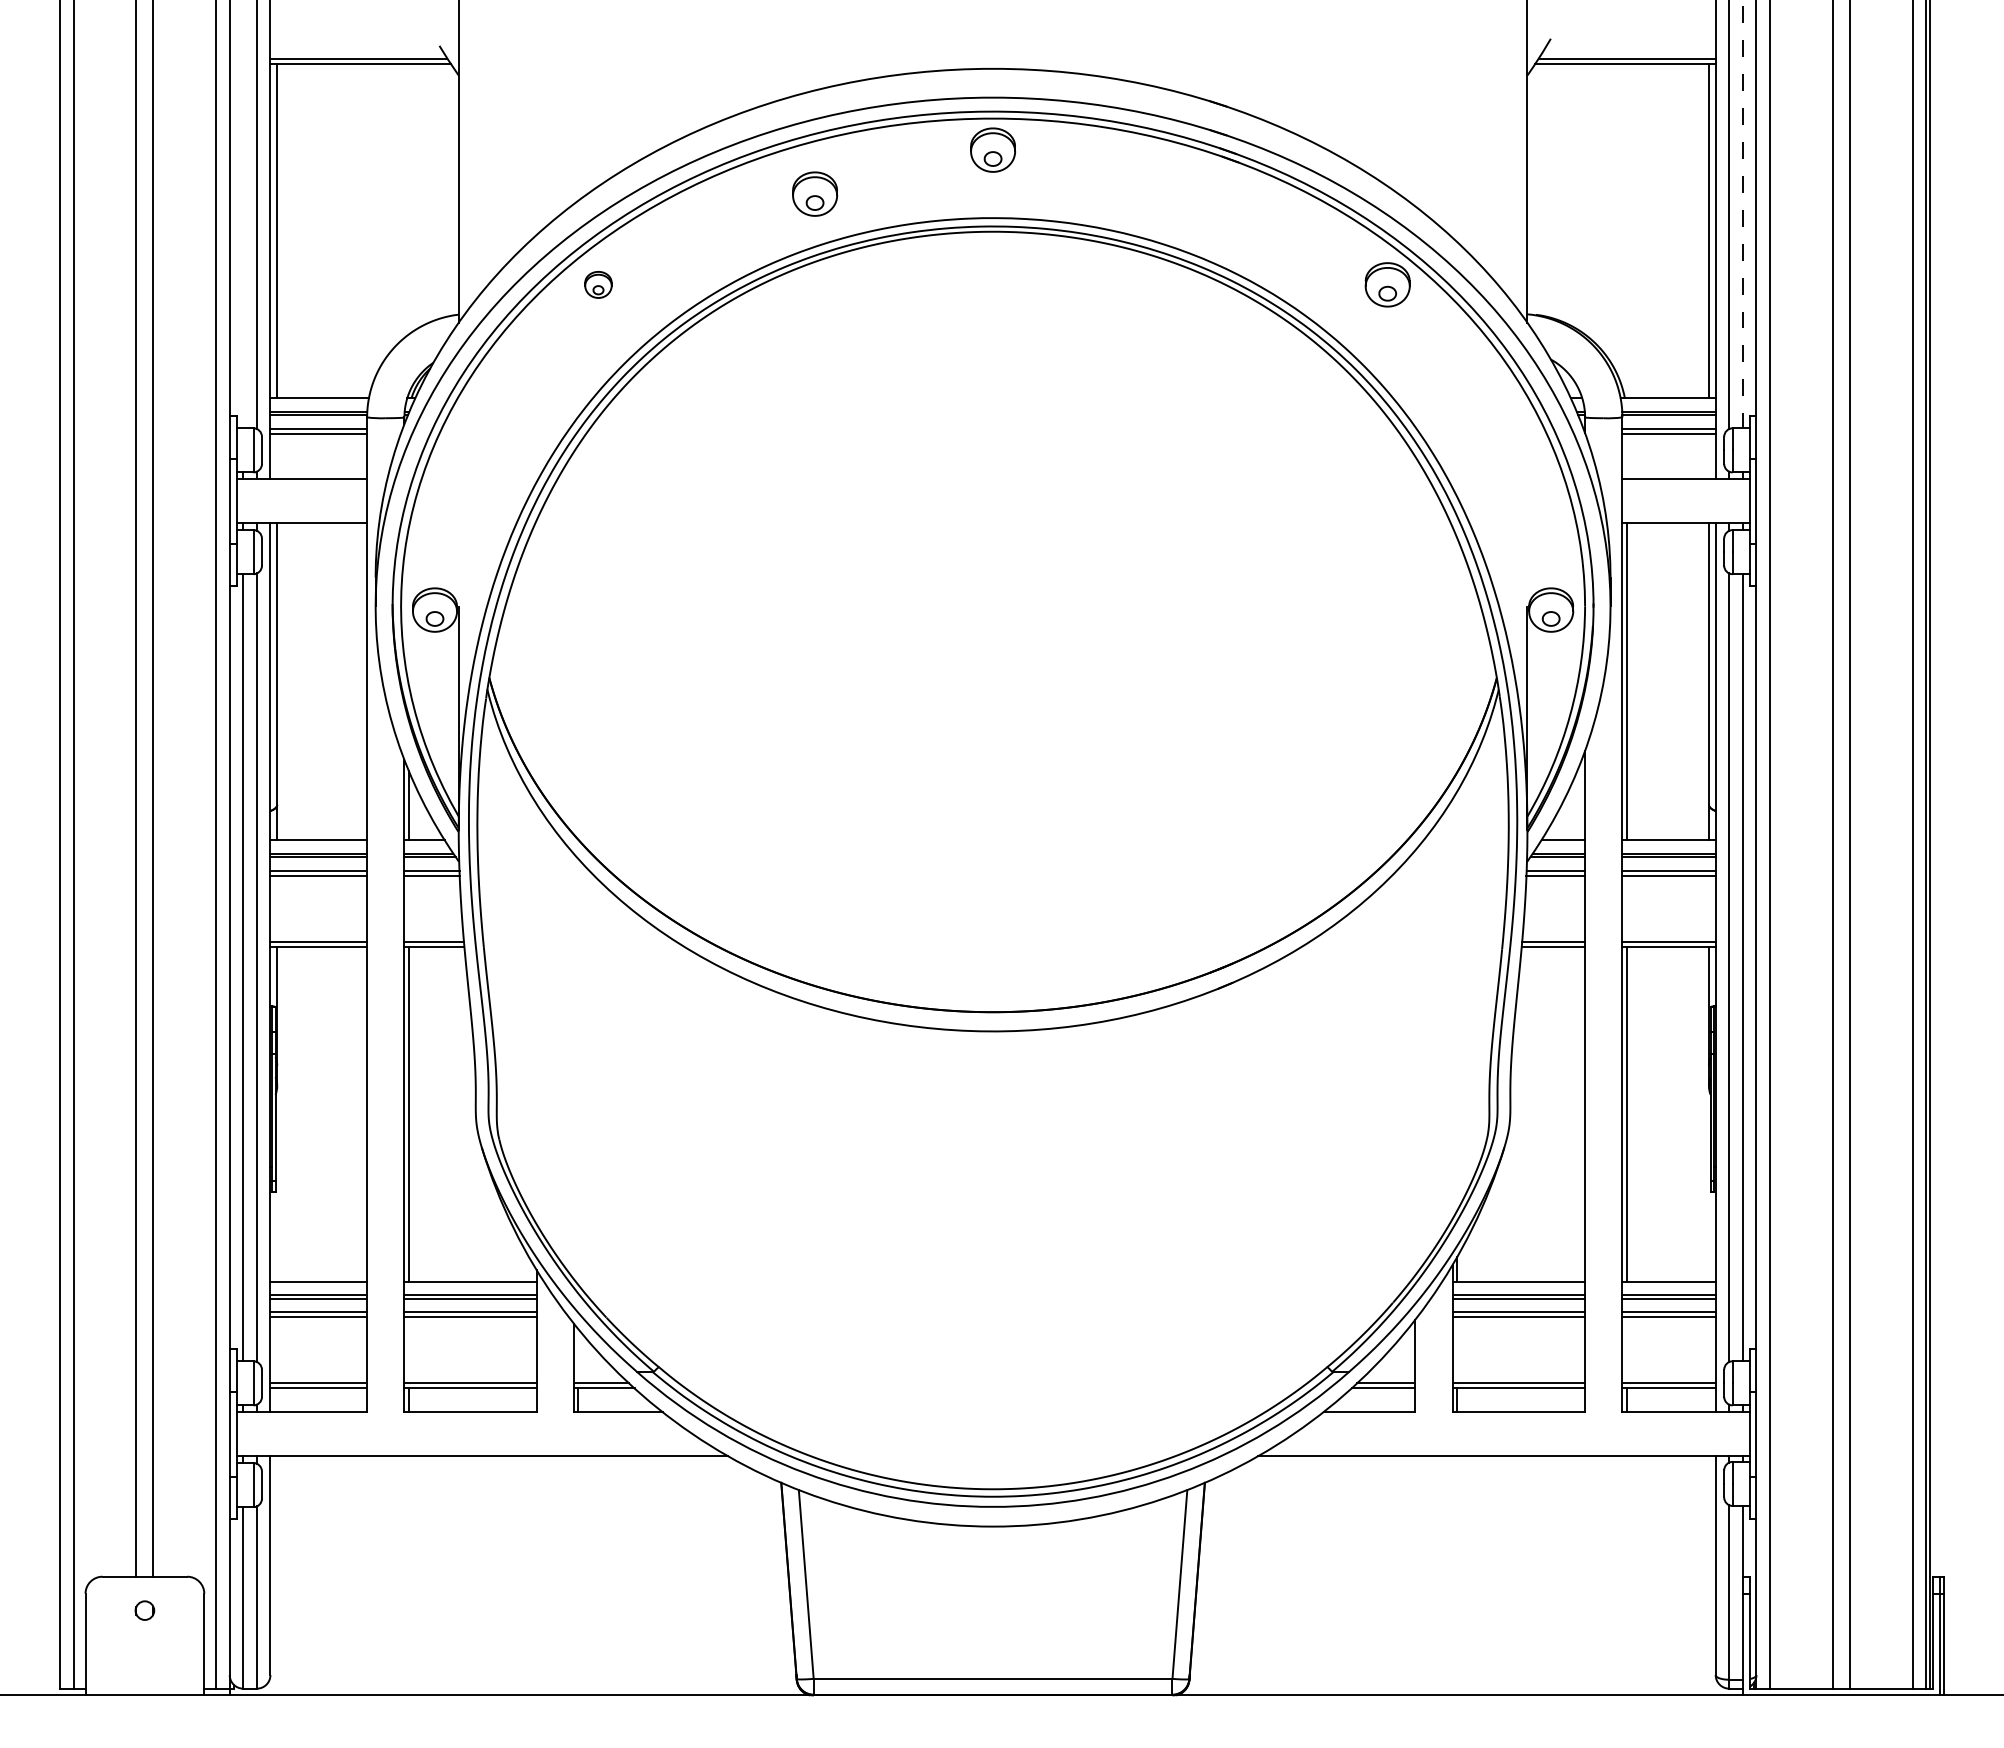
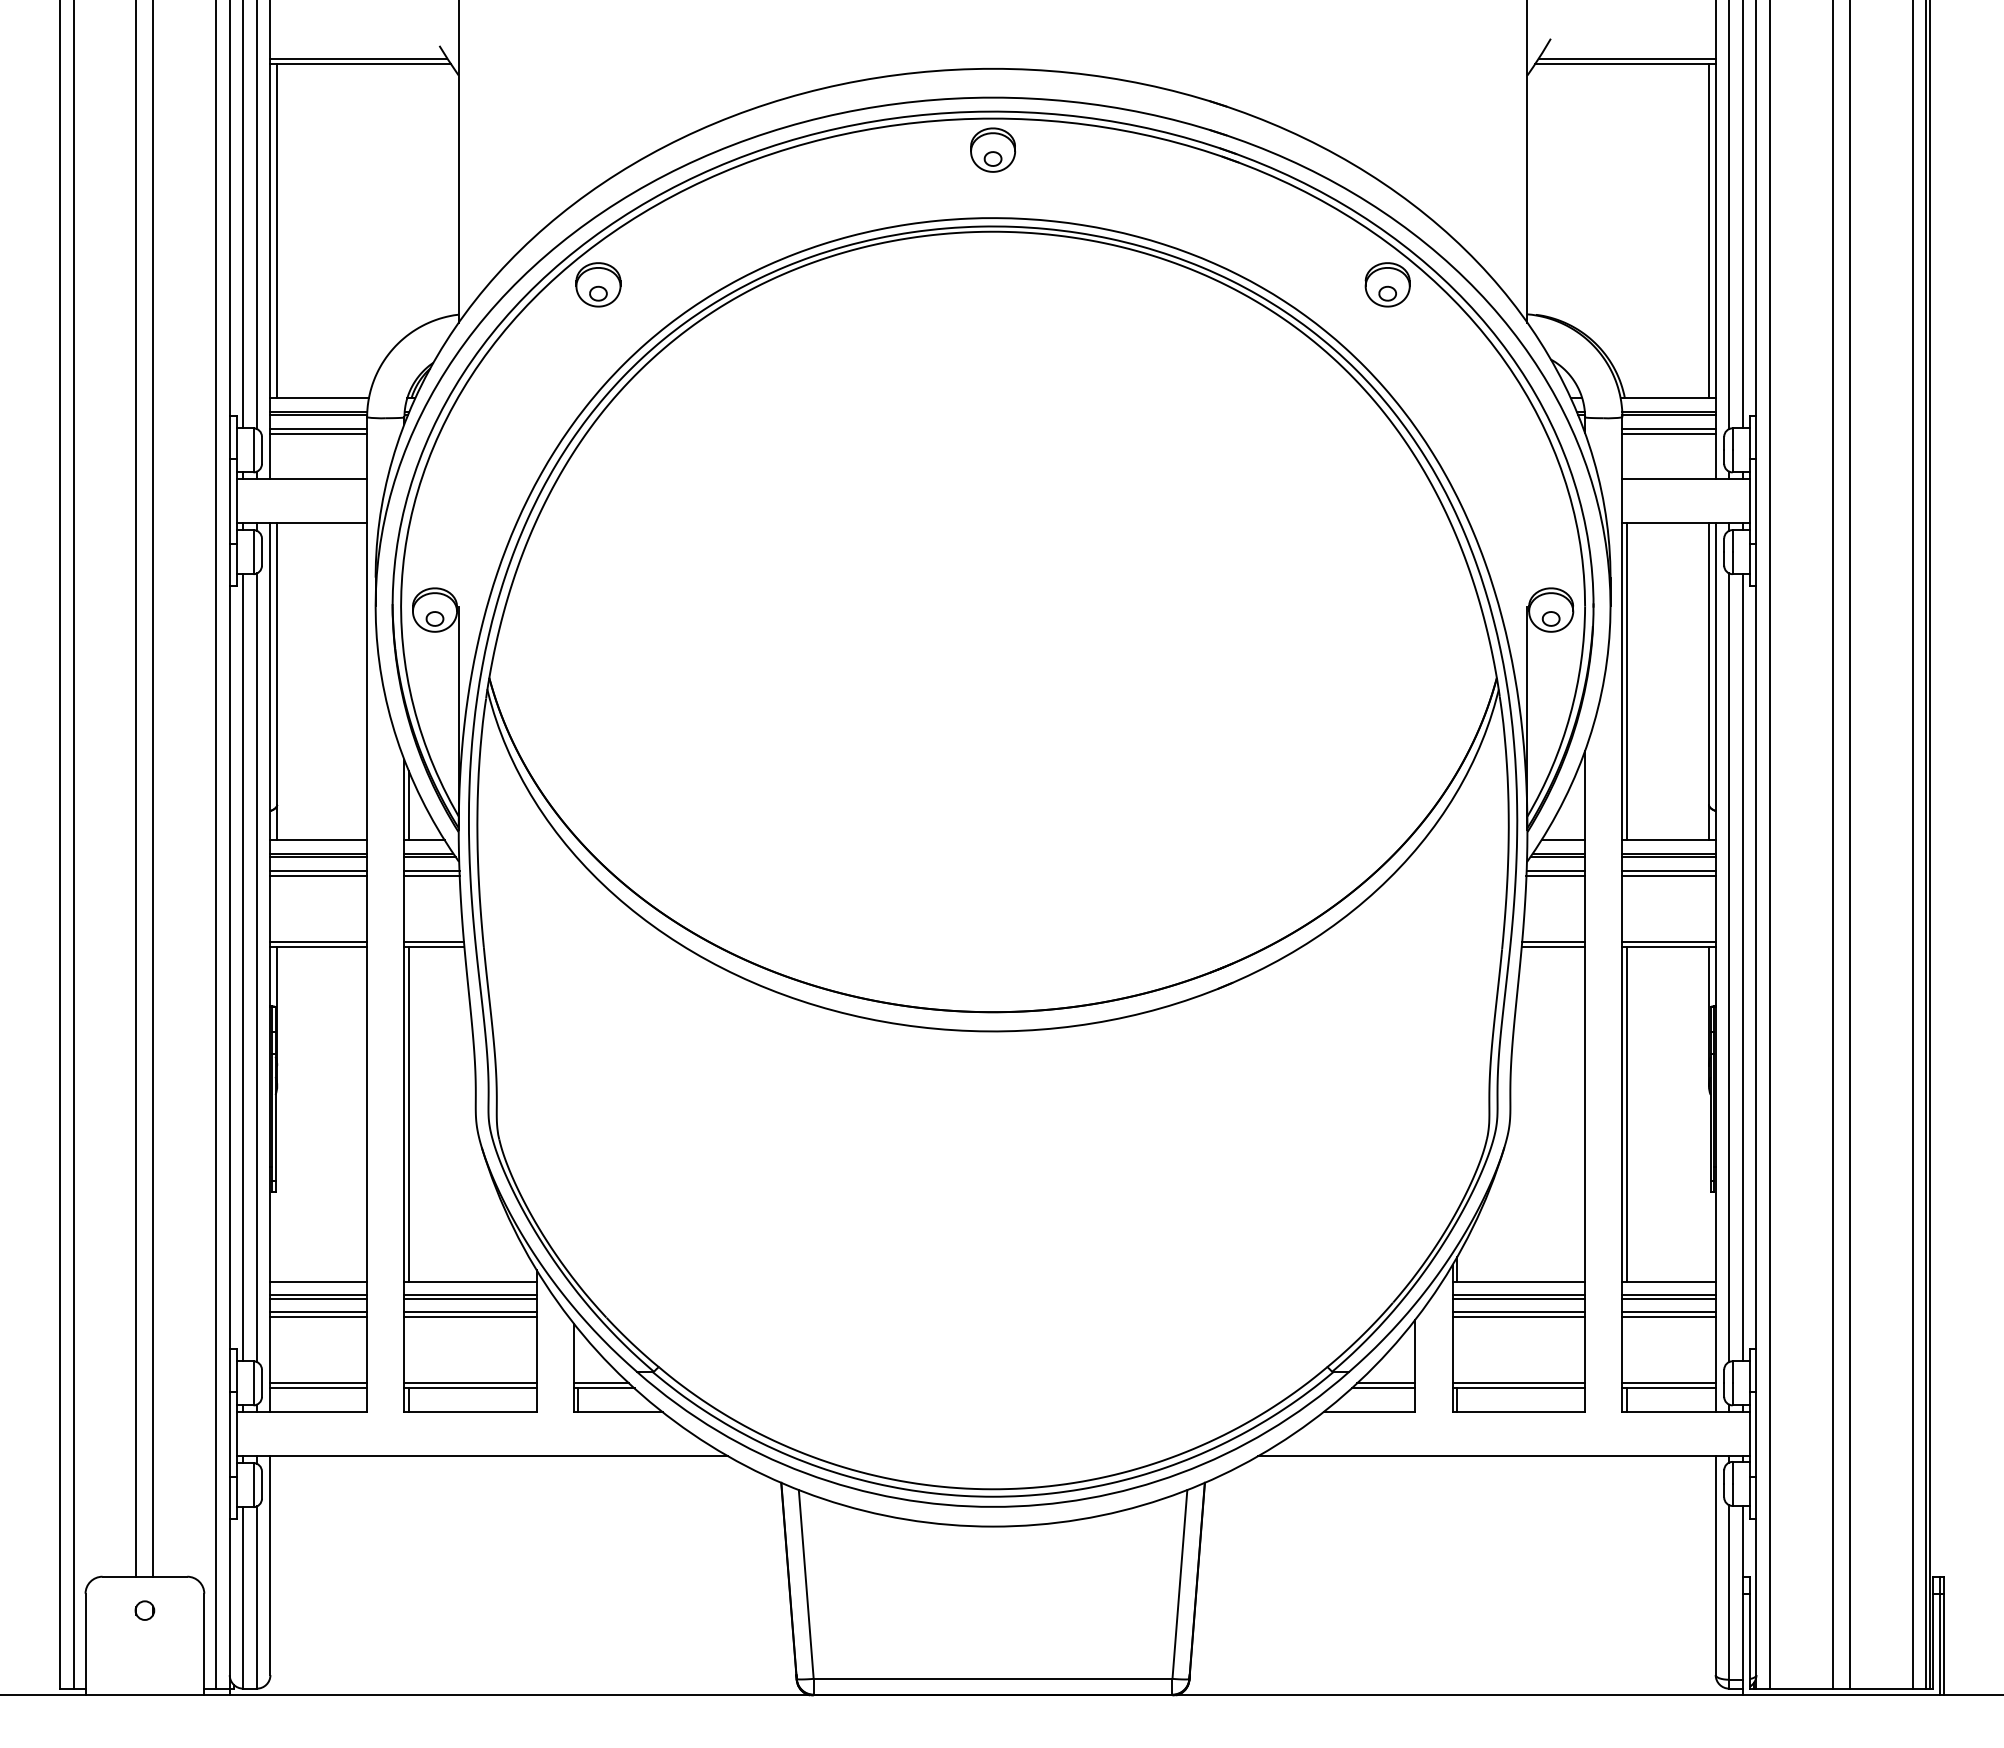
part: present -> none (815, 193)
line: dashed -> solid (1742, 214)
line: none -> present (243, 215)
part size: 29x28 px -> 47x46 px (598, 284)
